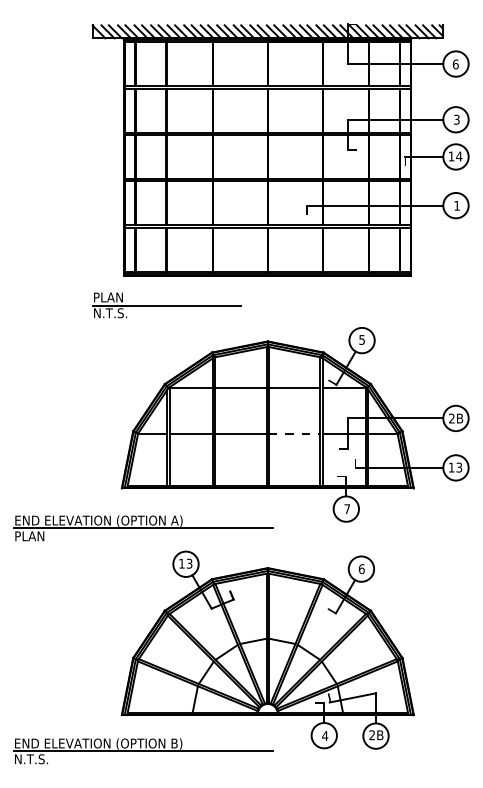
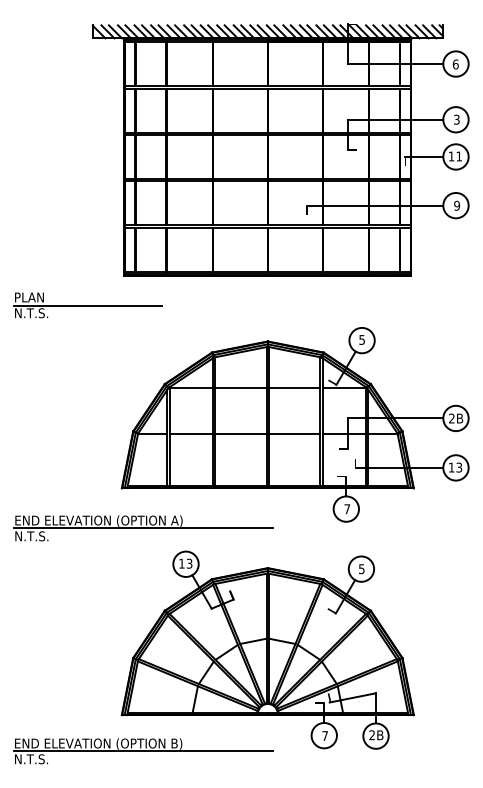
text: 14 -> 11 (459, 156)
text: 1 -> 9 (457, 205)
part position: (166, 305) -> (87, 305) (87, 305)
line: dashed -> solid (294, 433)
text: PLAN -> N.T.S. (32, 536)
text: 6 -> 5 (361, 569)
text: 4 -> 7 (325, 735)
